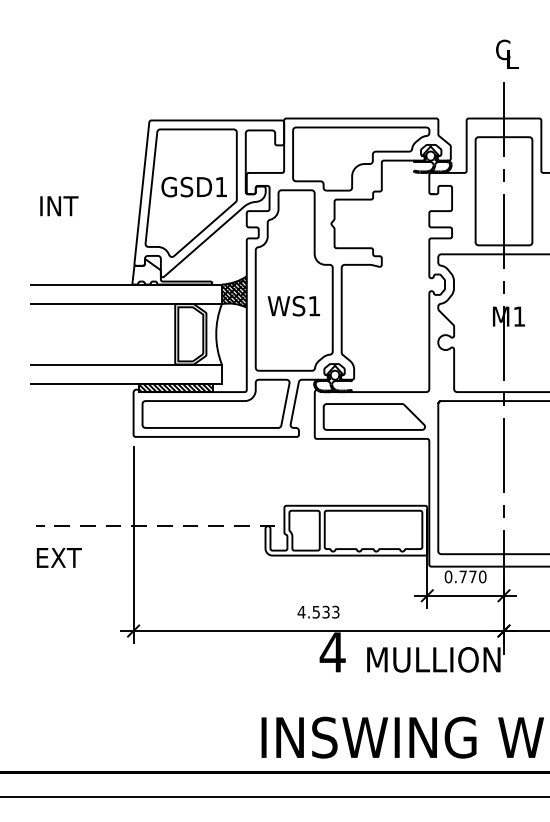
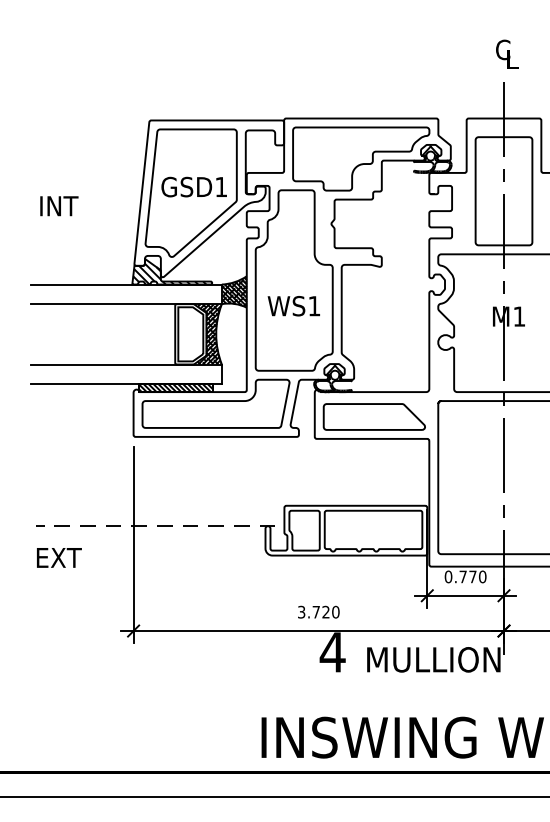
hatch: none -> present (169, 273)
hatch: none -> present (207, 334)
text: 4.533 -> 3.720 (318, 611)
